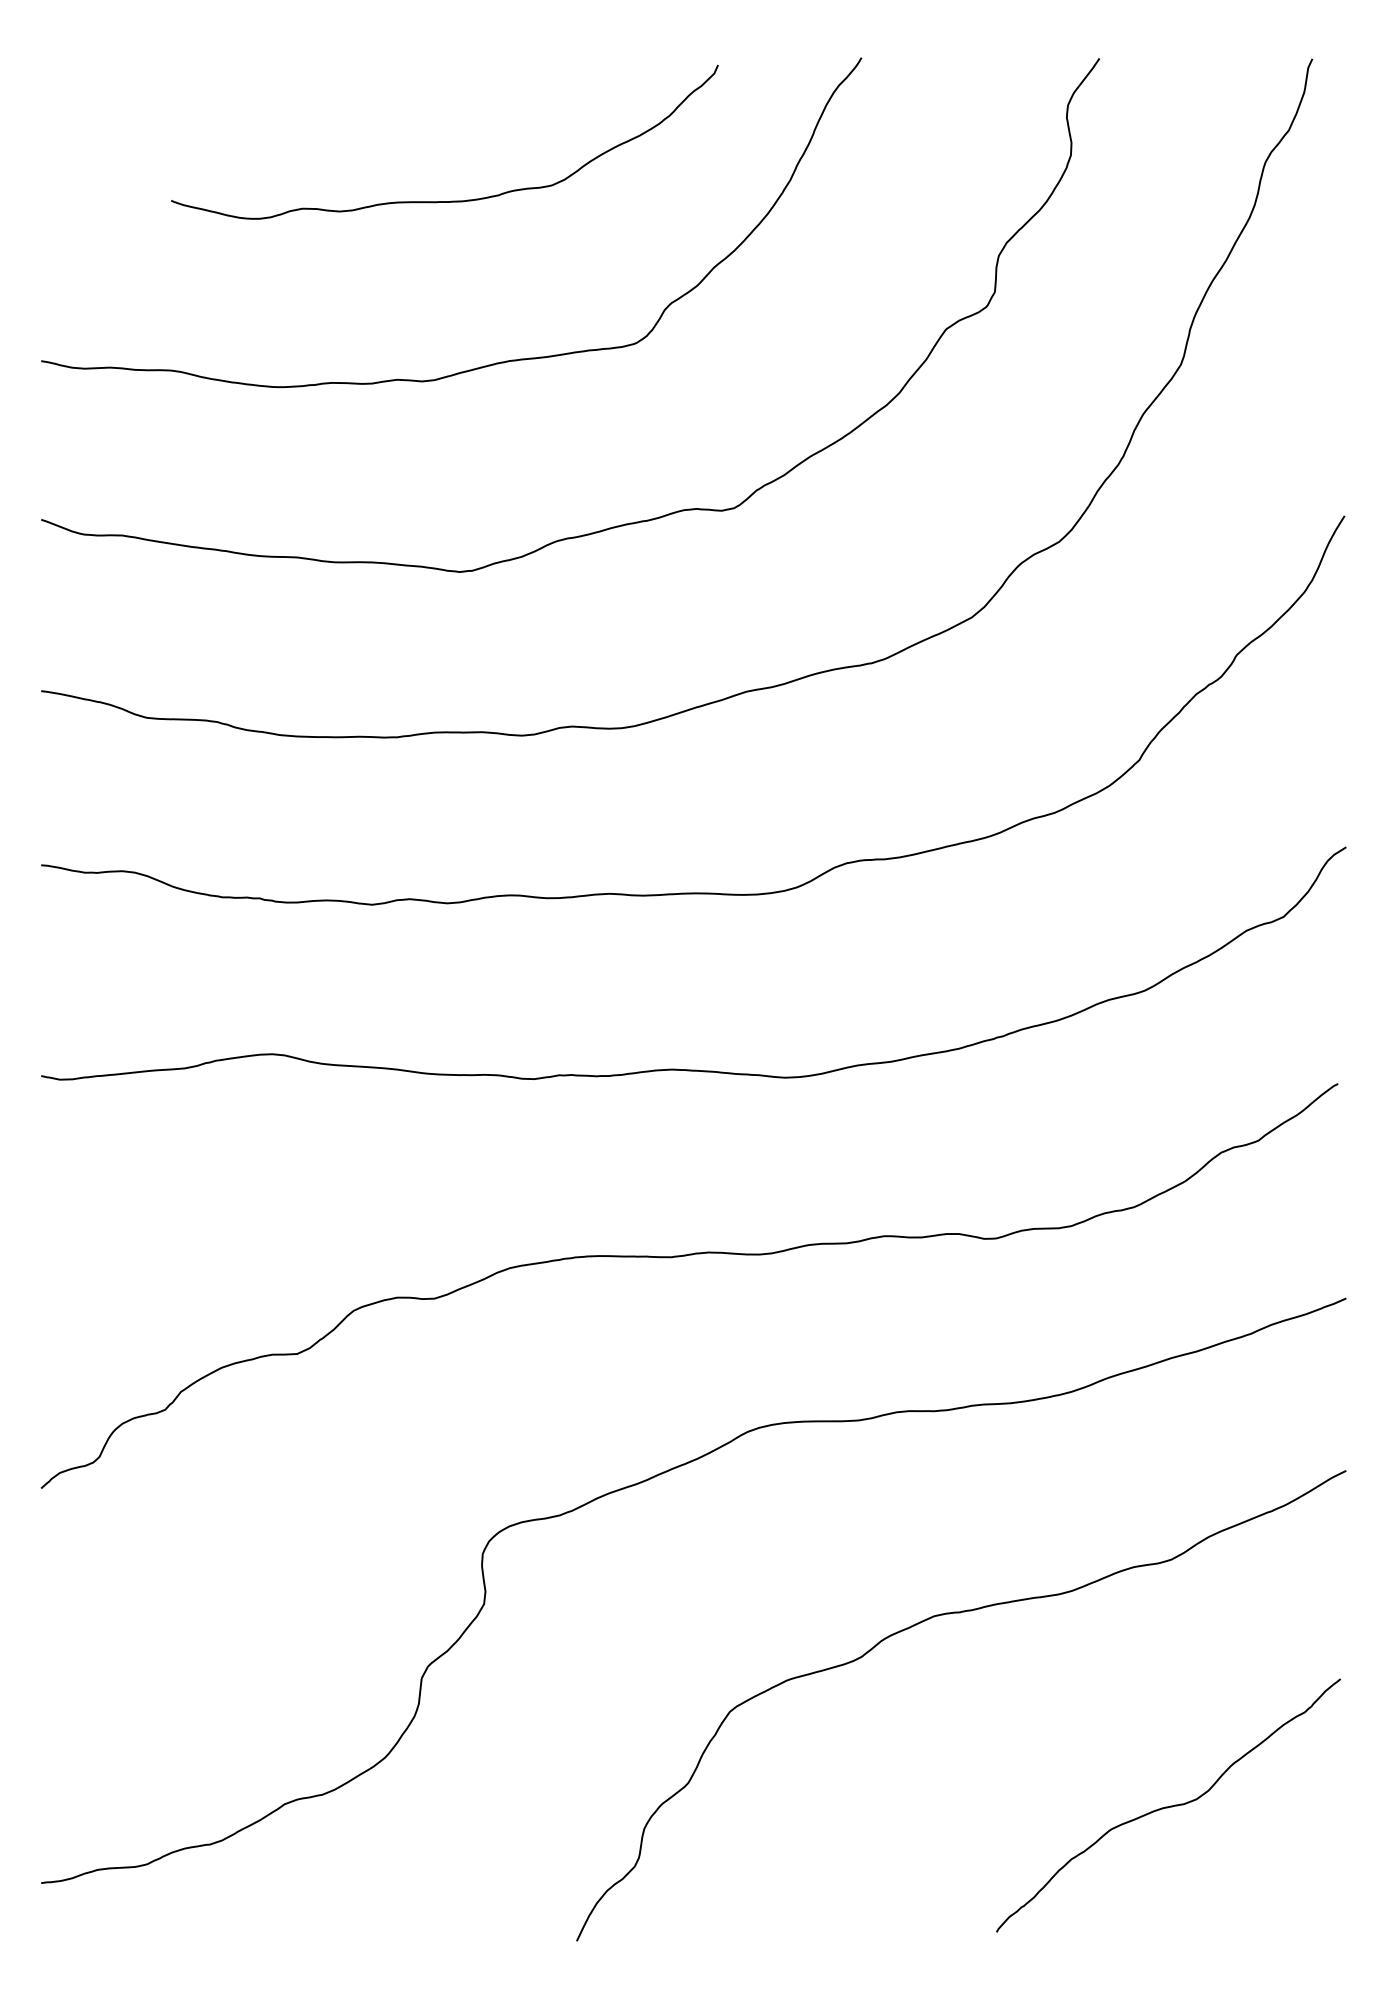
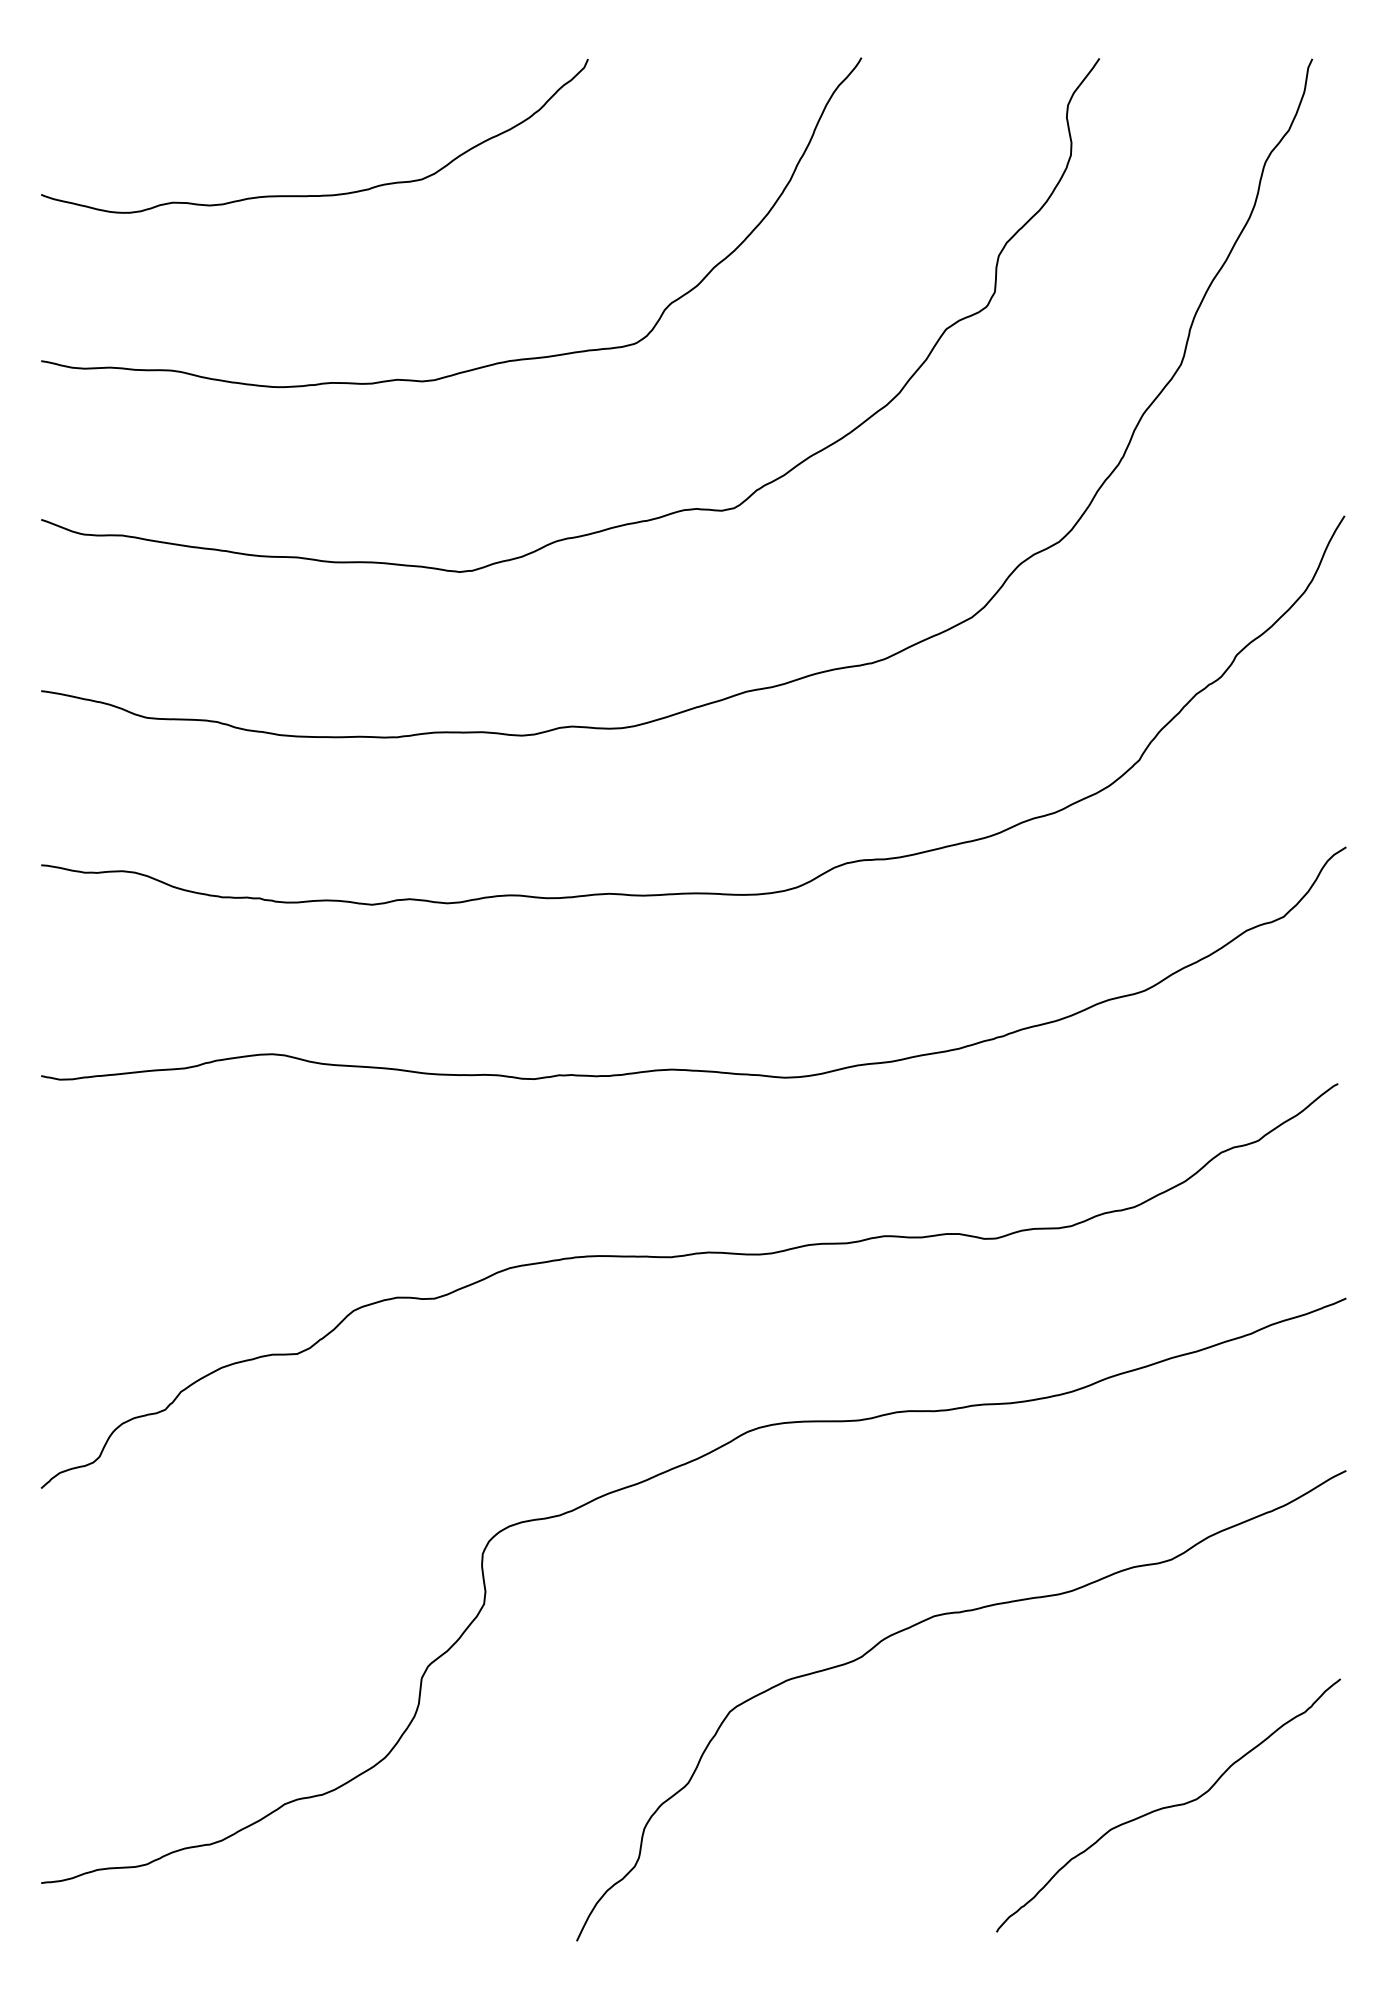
curve position: (451, 200) -> (321, 194) (321, 194)
